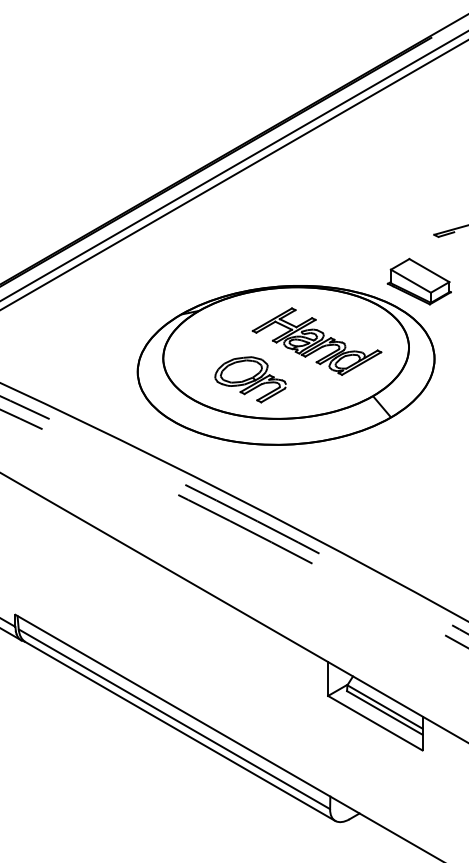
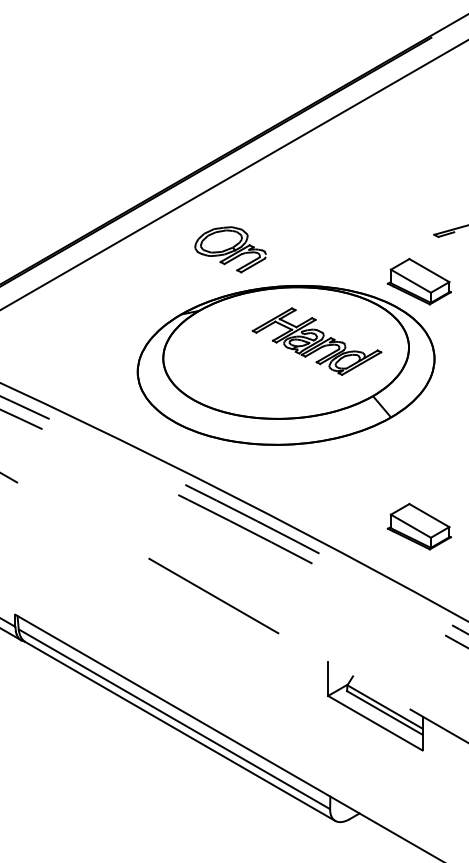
line: present -> none (233, 165)
part position: (250, 379) -> (230, 249) (230, 249)
part: none -> present (418, 526)
line: solid -> dashed (234, 608)
